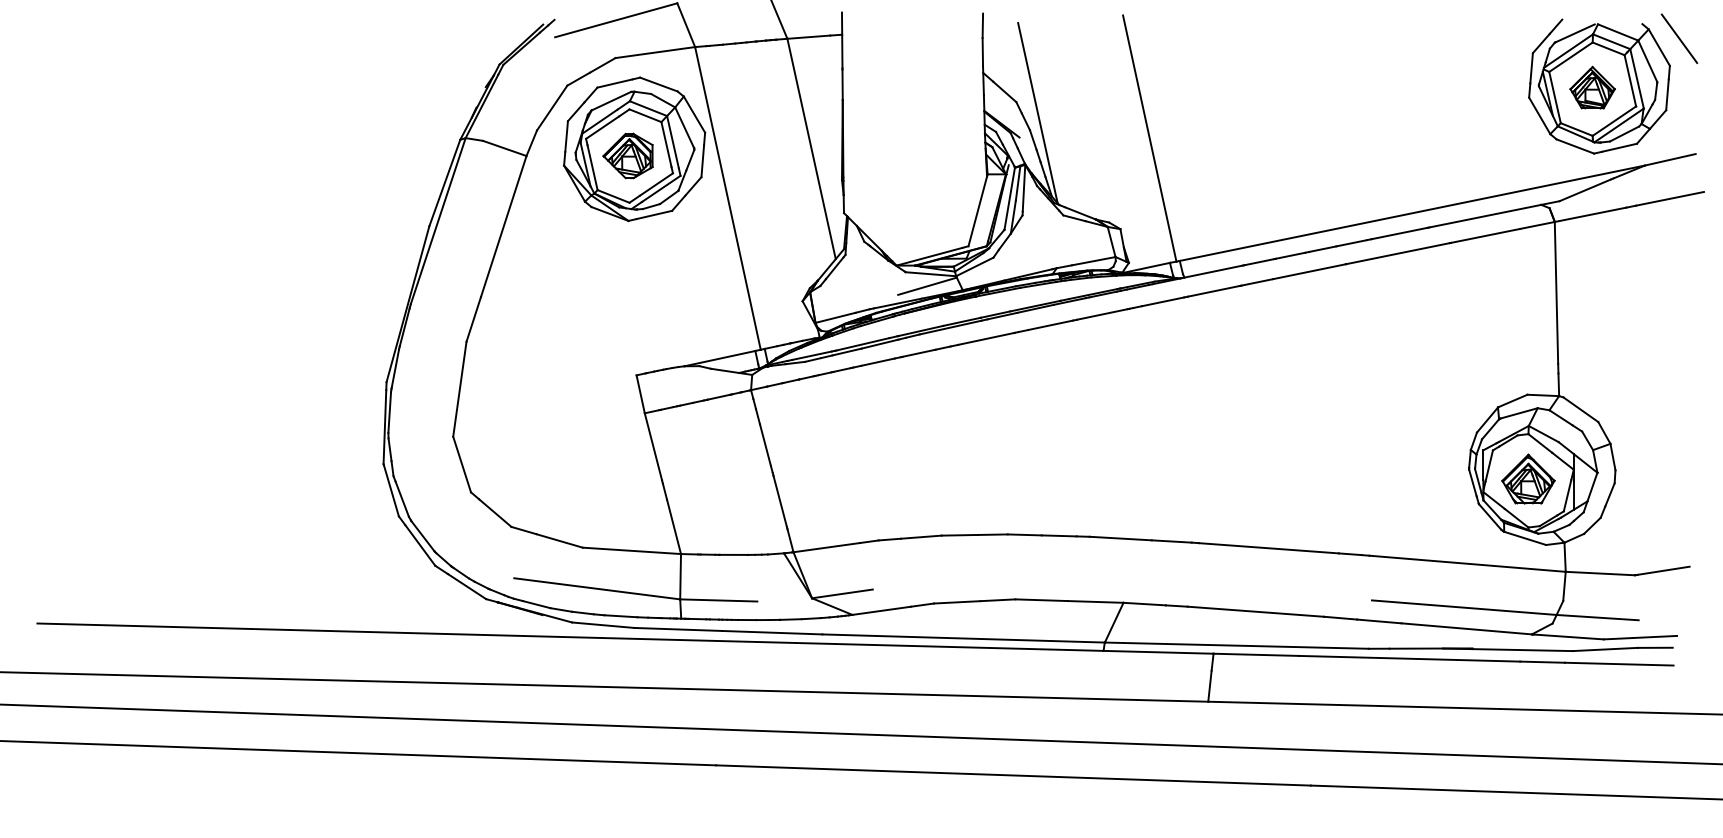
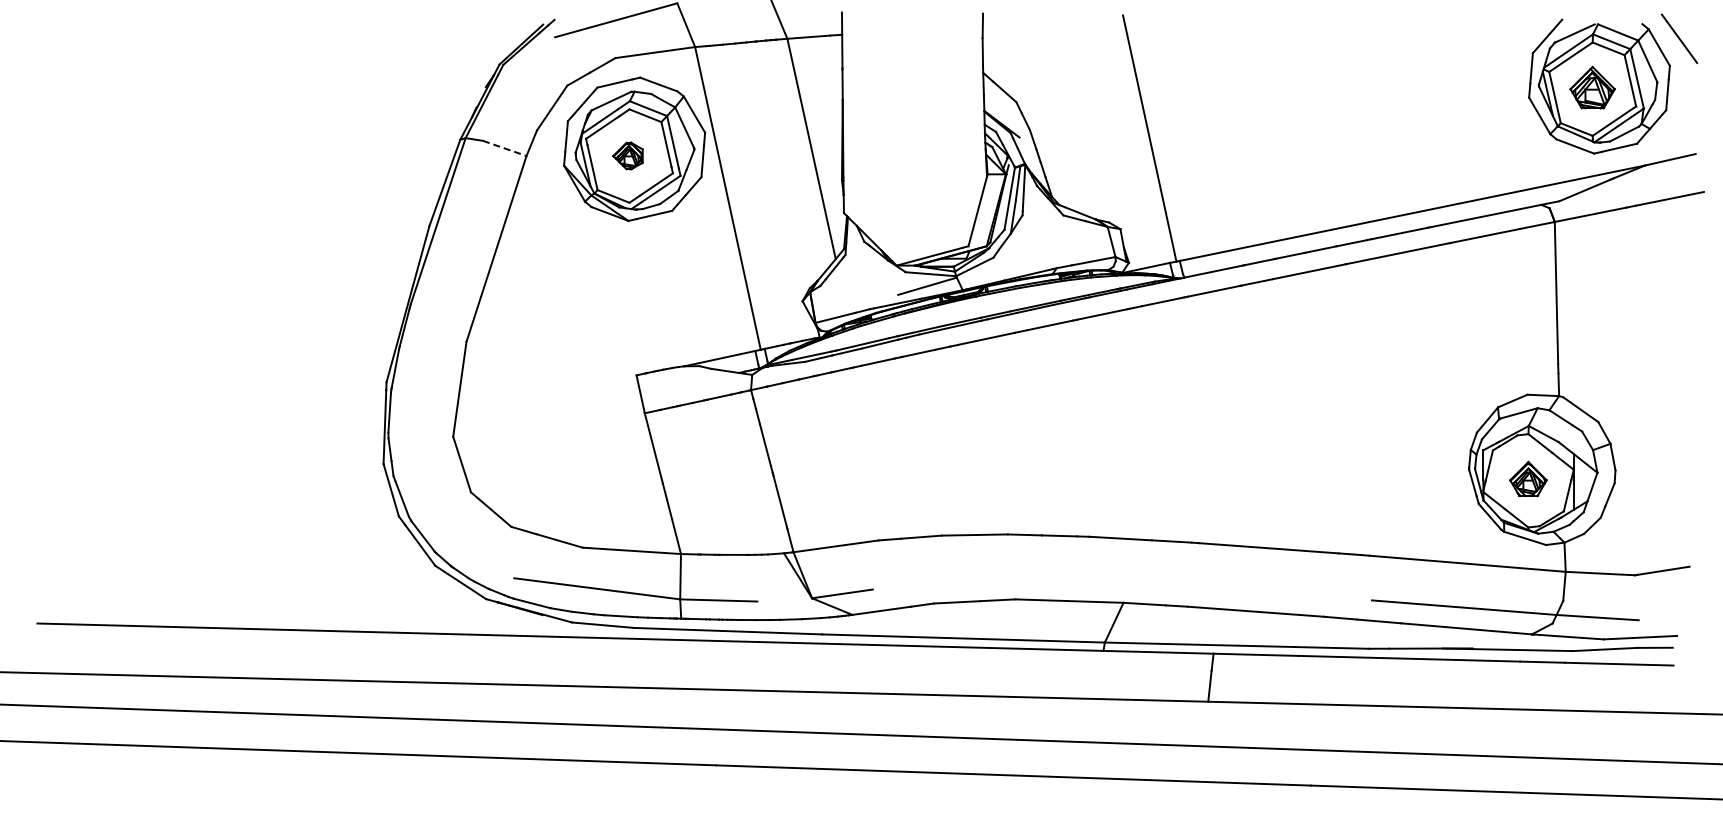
line: present -> none (1037, 113)
line: solid -> dashed (505, 148)
part size: 52x48 px -> 32x30 px (627, 155)
part size: 55x52 px -> 39x38 px (1528, 478)
